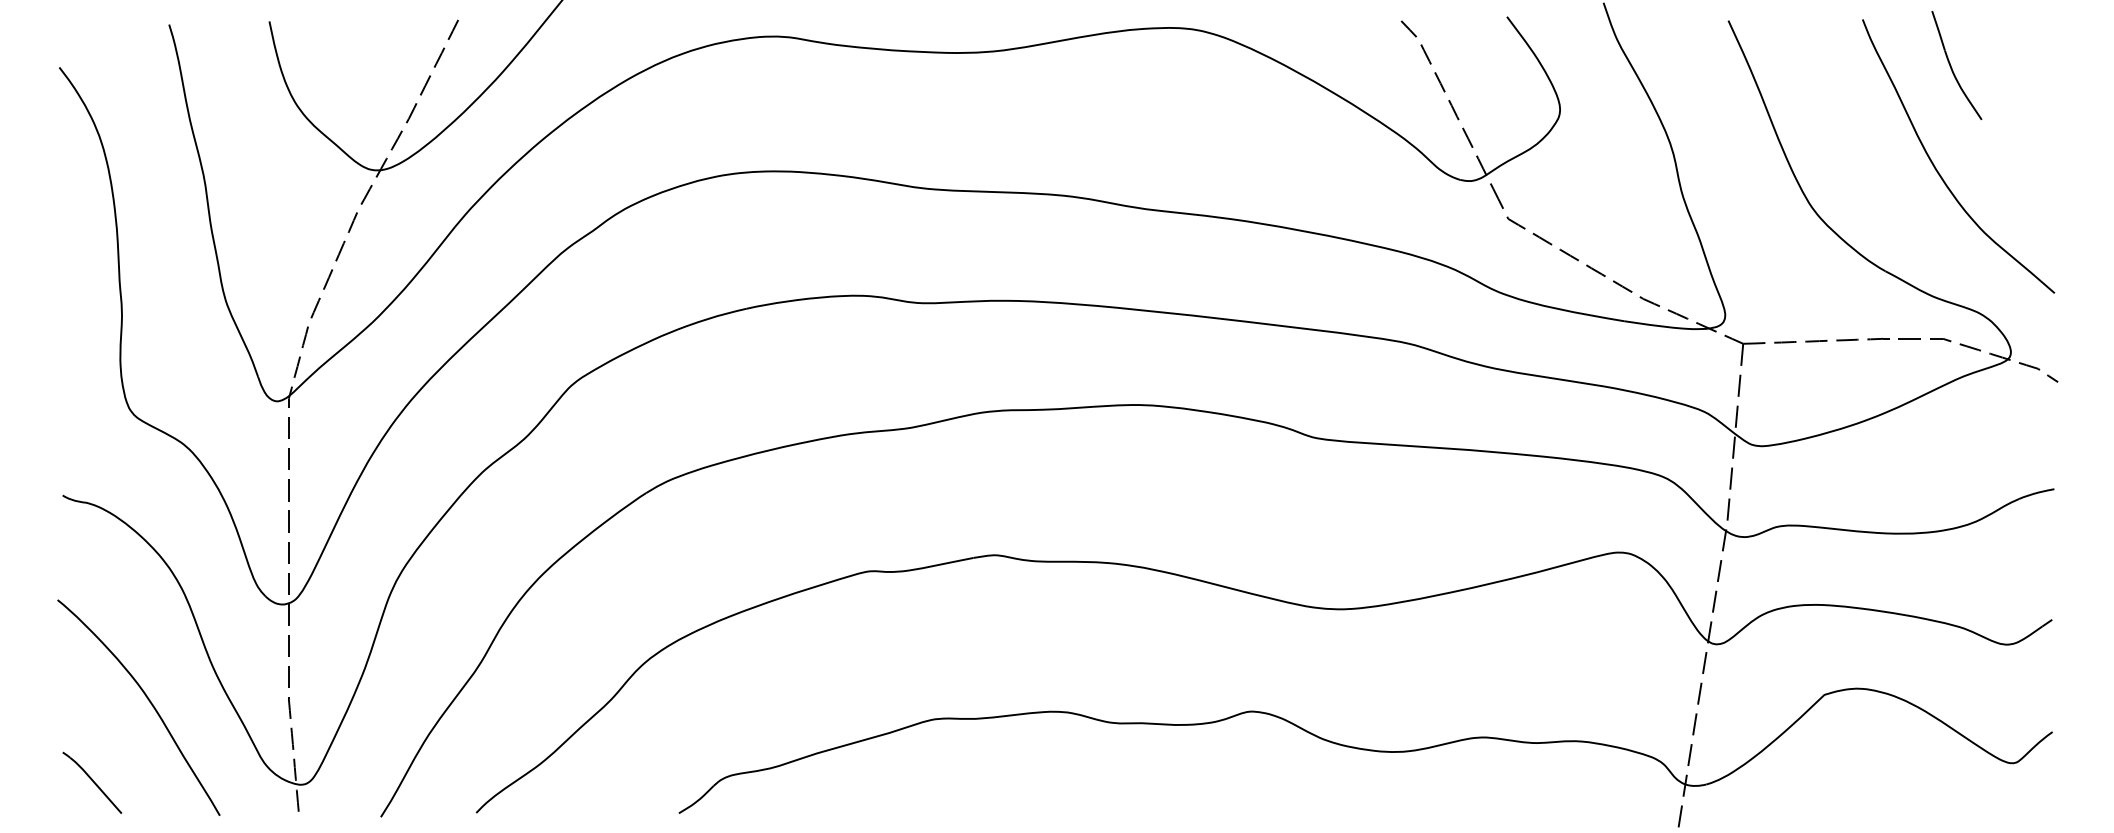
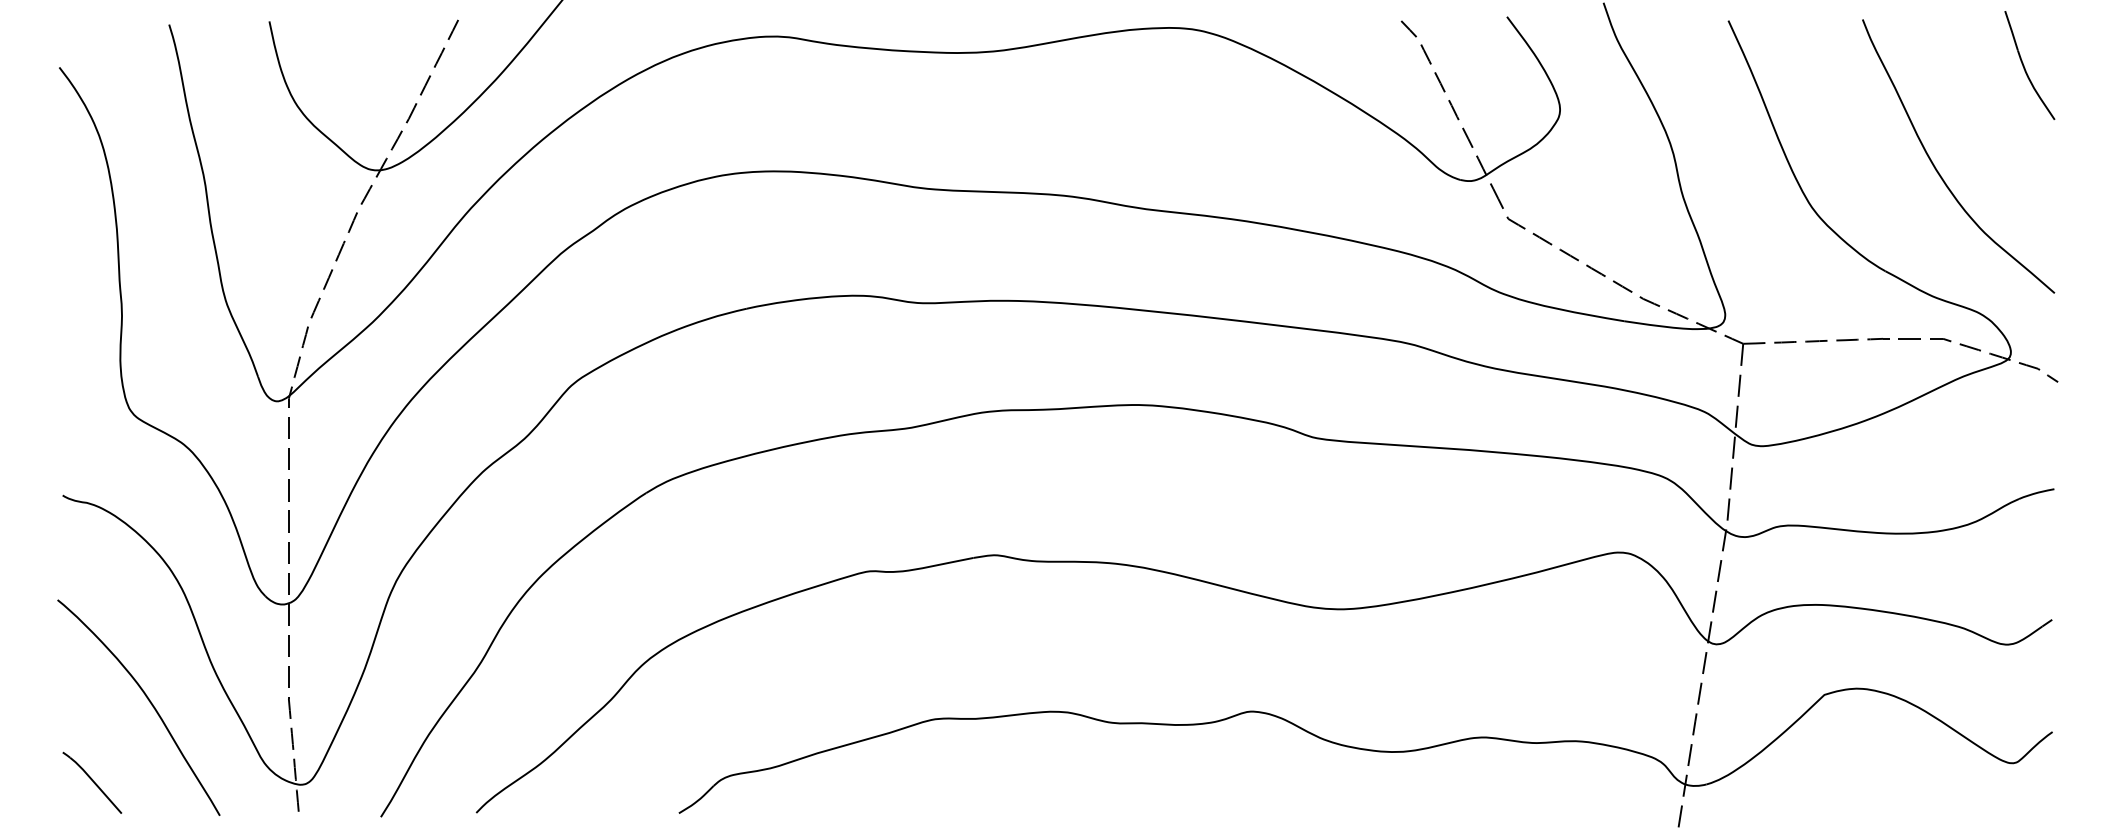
part position: (1956, 65) -> (2029, 65) (2029, 65)
